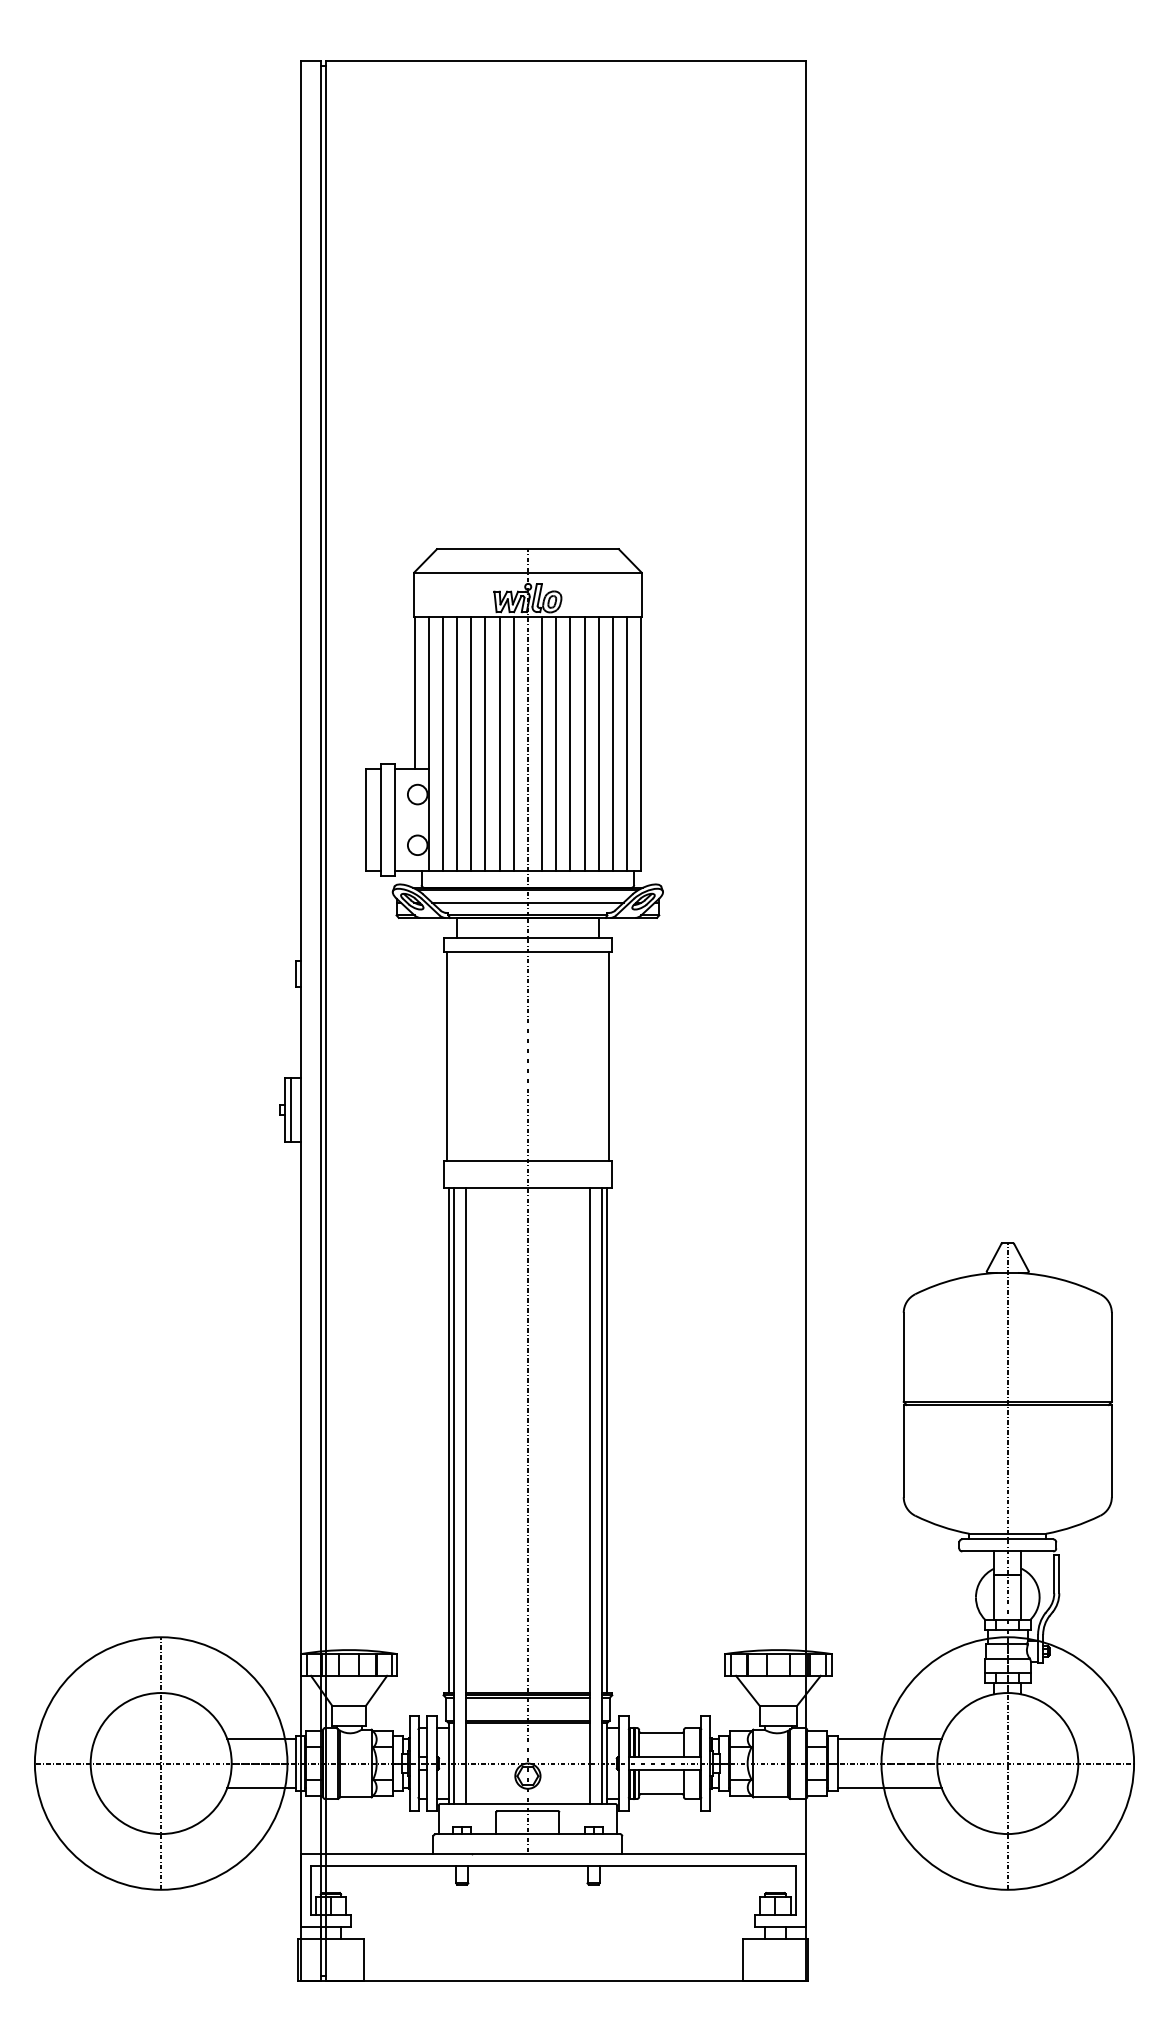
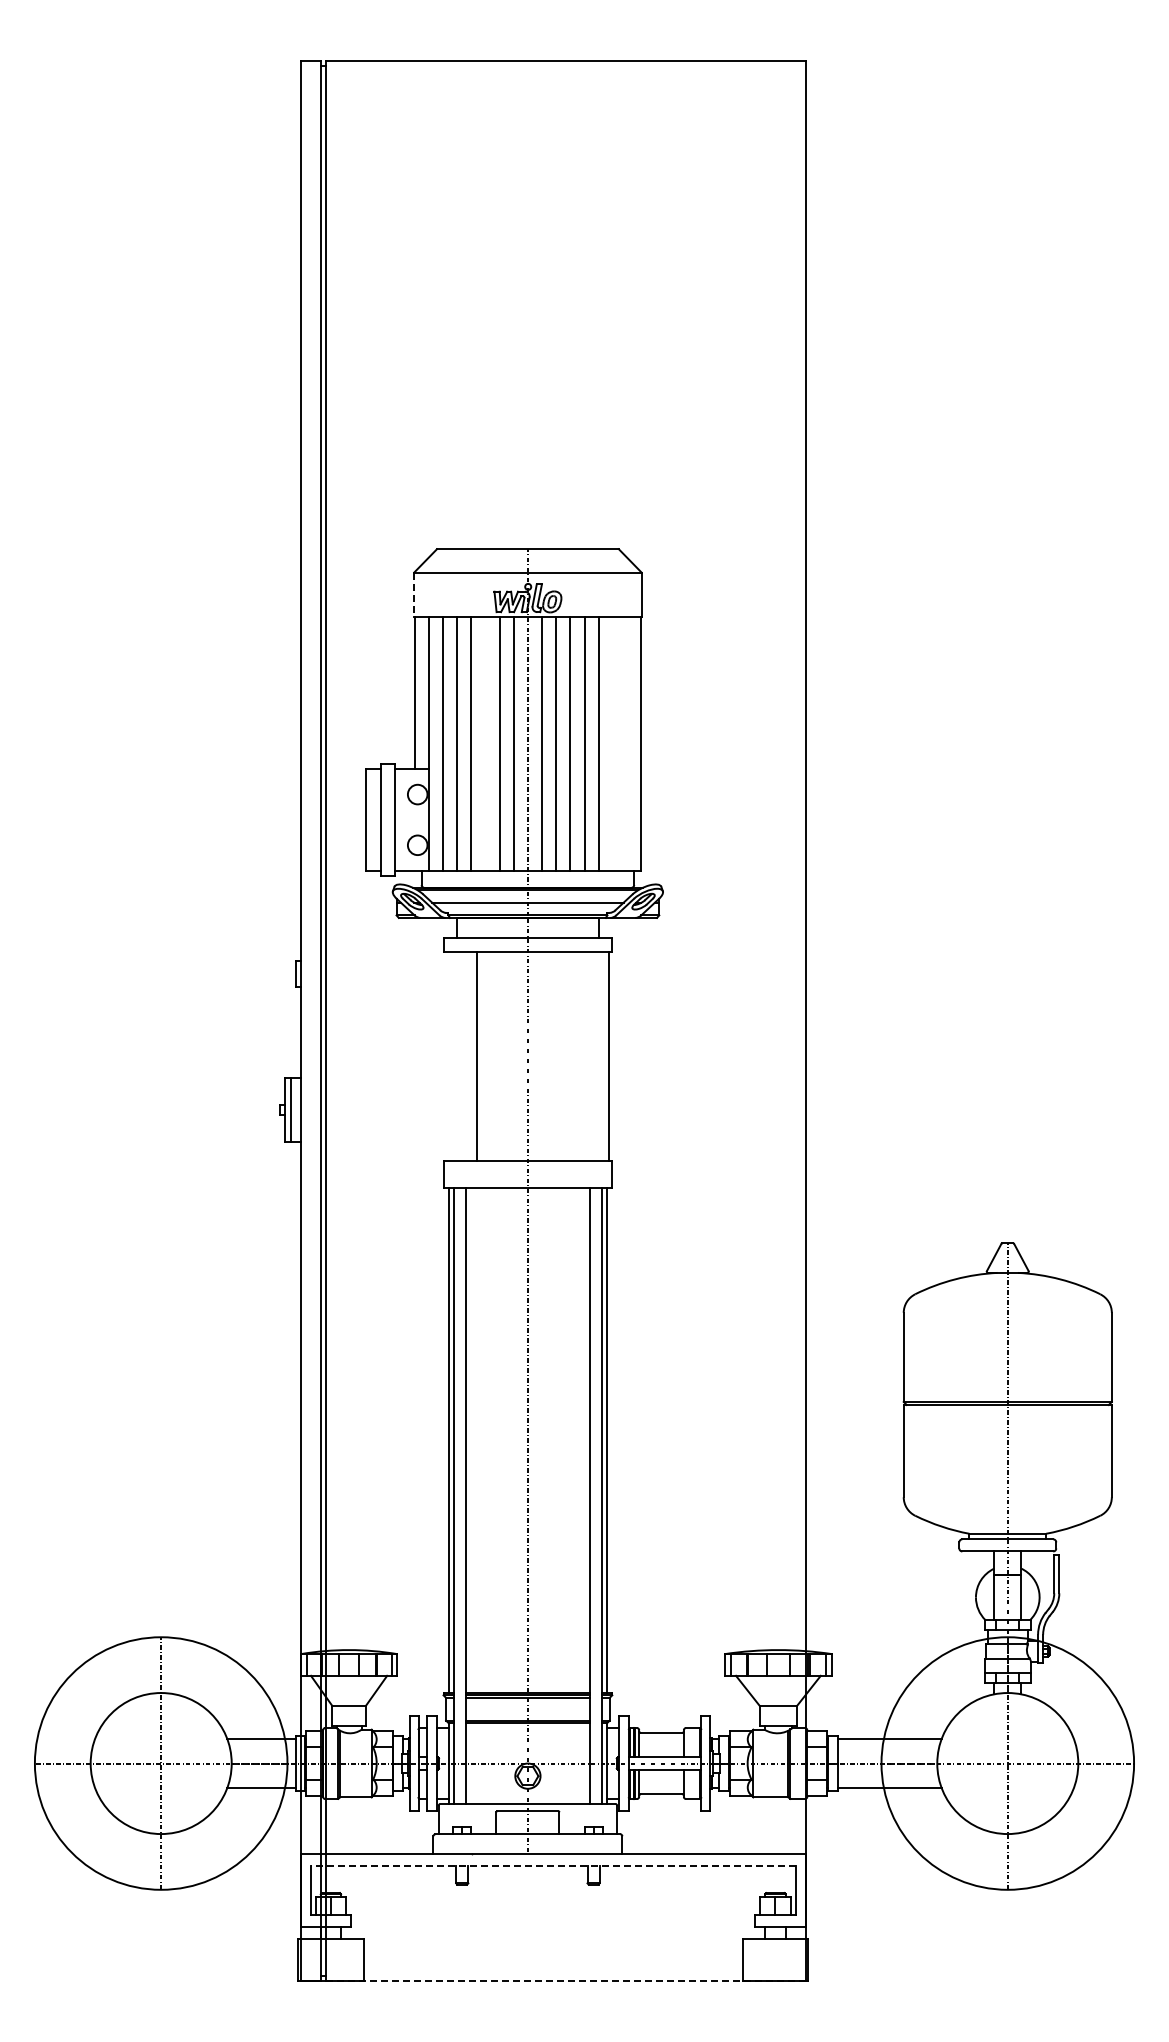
line: solid -> dashed (414, 595)
line: present -> none (485, 743)
line: present -> none (612, 743)
line: present -> none (626, 743)
line position: (446, 1056) -> (476, 1056) (476, 1056)
line: solid -> dashed (552, 1866)
line: solid -> dashed (565, 1980)
